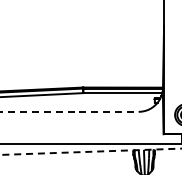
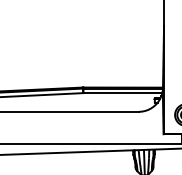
line: dashed -> solid (69, 111)
line: dashed -> solid (91, 151)
